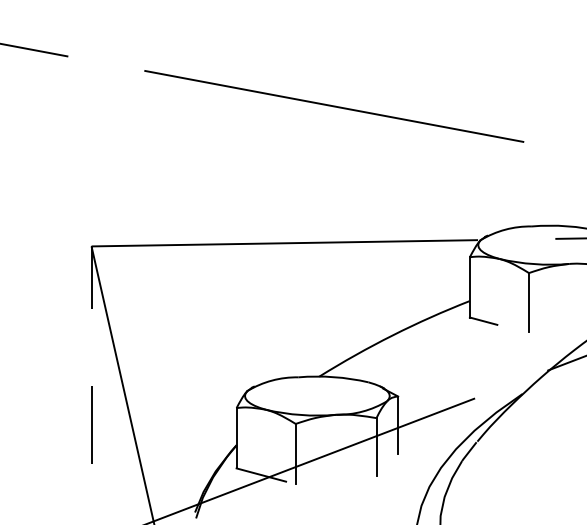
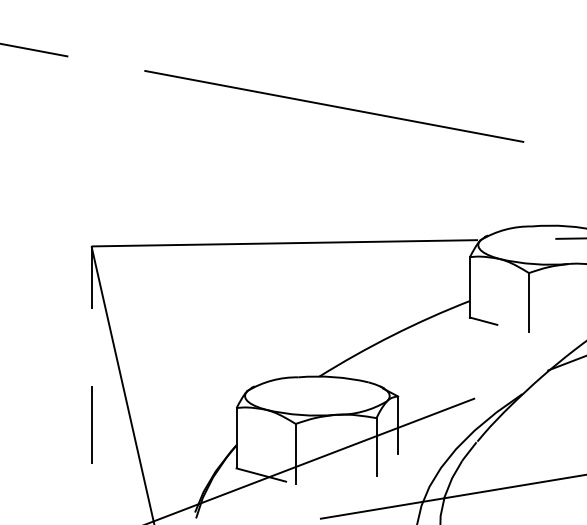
line: none -> present (451, 496)
